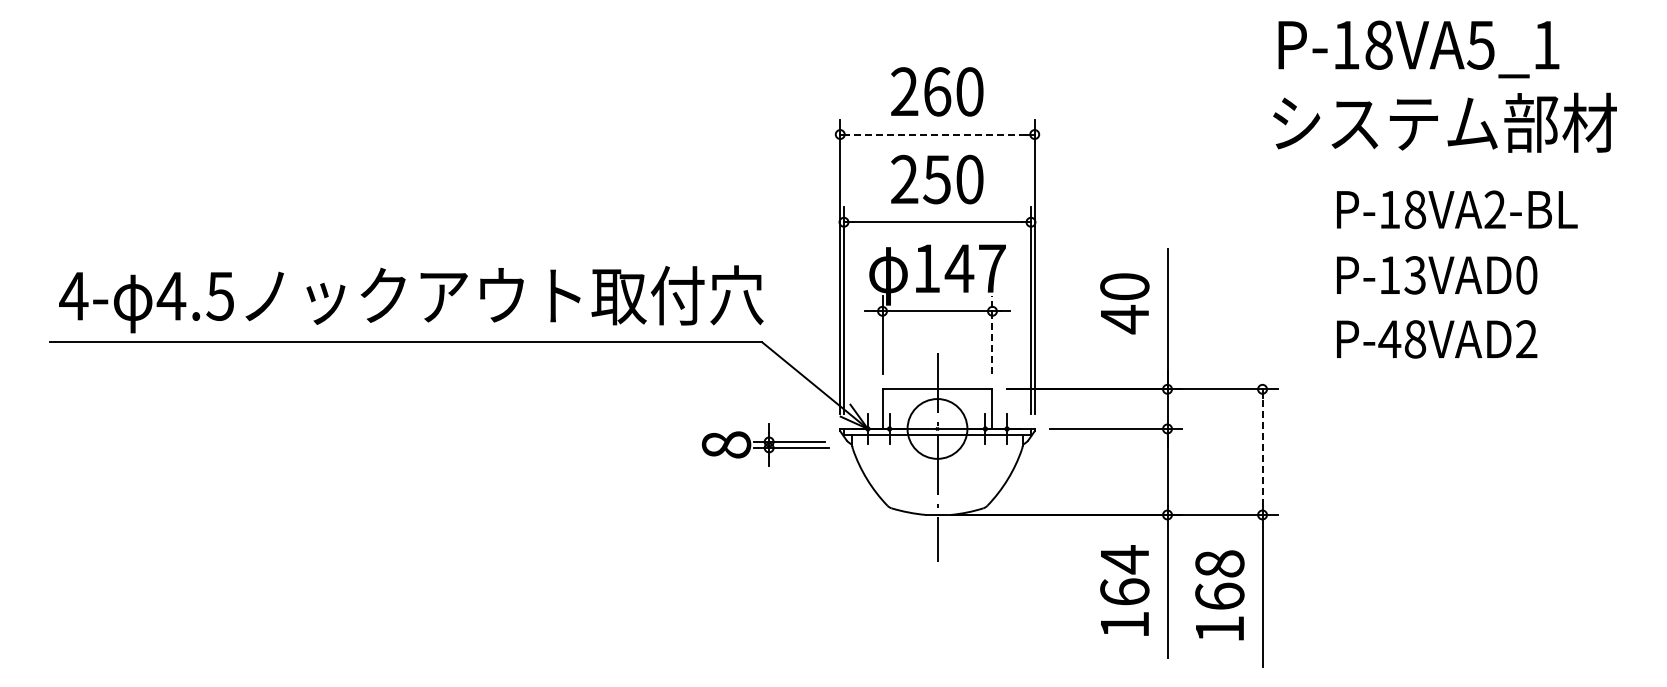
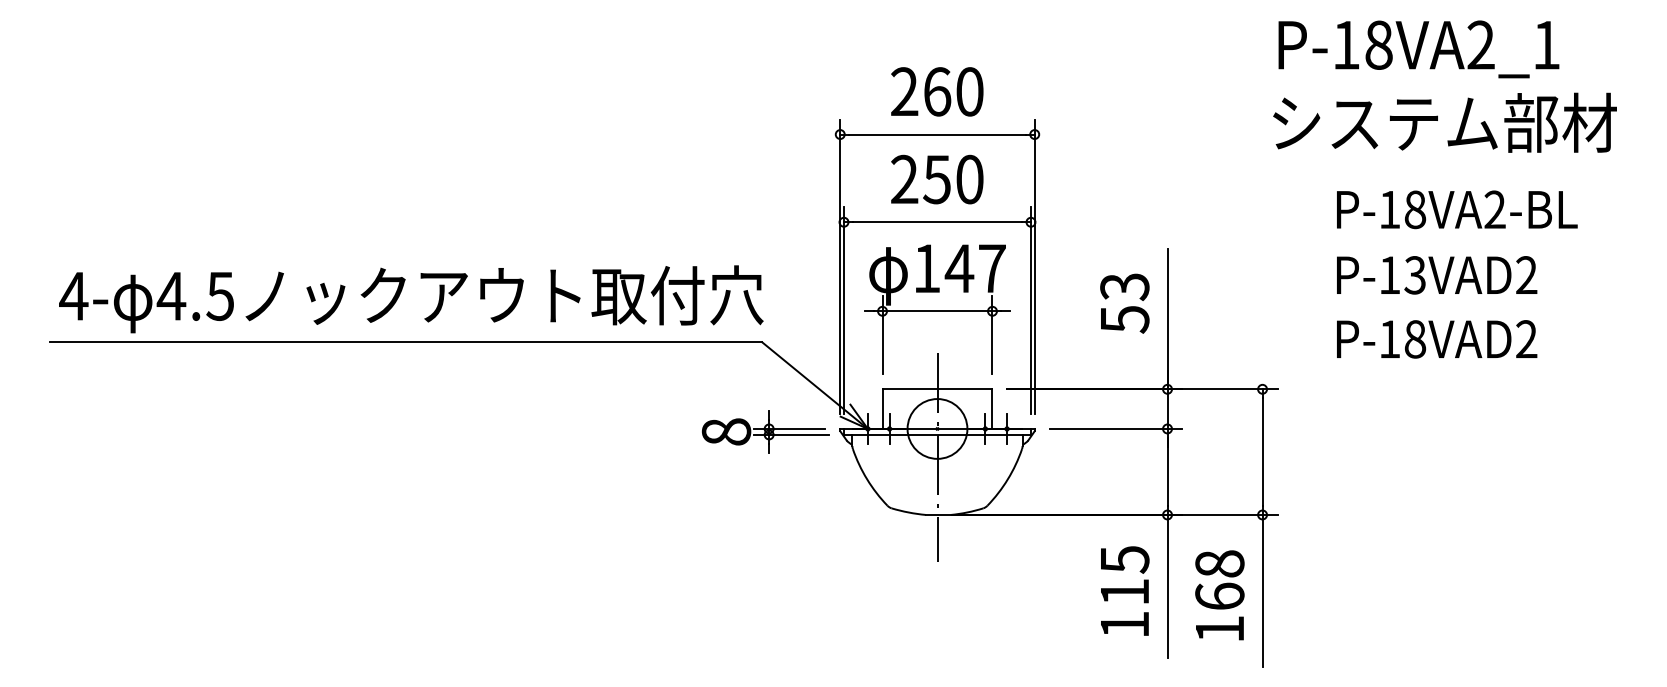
text: P-18VA5_1 -> P-18VA2_1 (1480, 44)
line: dashed -> solid (937, 134)
text: P-13VAD0 -> P-13VAD2 (1526, 275)
text: 40 -> 53 (1124, 303)
line: dashed -> solid (992, 334)
text: P-48VAD2 -> P-18VAD2 (1389, 338)
part position: (765, 444) -> (765, 431) (765, 431)
line: dashed -> solid (1262, 452)
text: 164 -> 115 (1124, 575)
